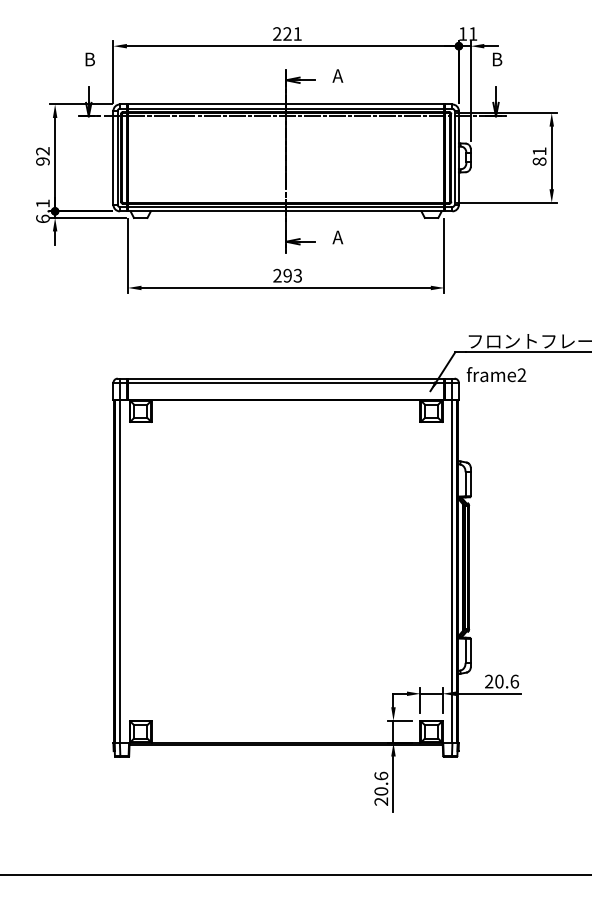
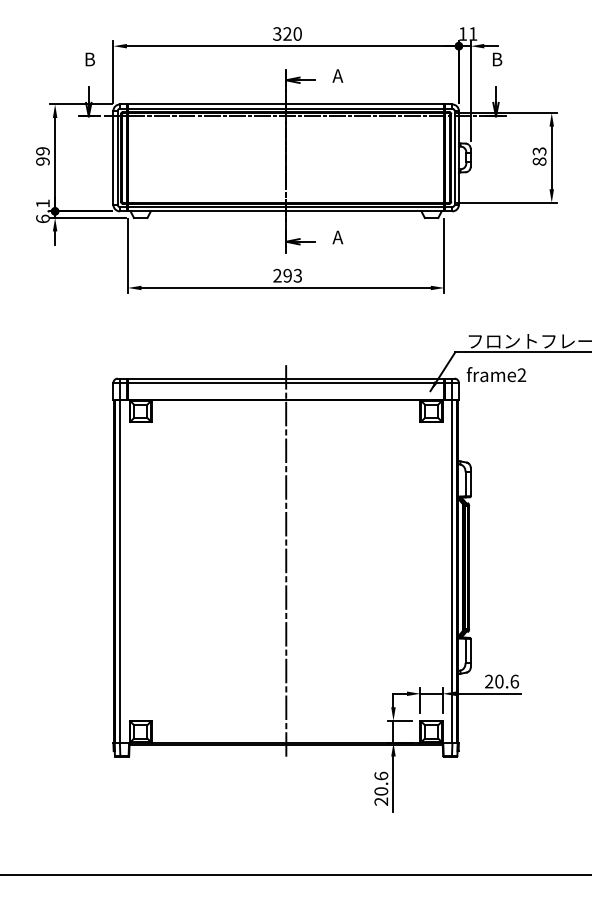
text: 221 -> 320 (287, 33)
text: 92 -> 99 (42, 151)
text: 81 -> 83 (539, 151)
line: none -> present (286, 561)
